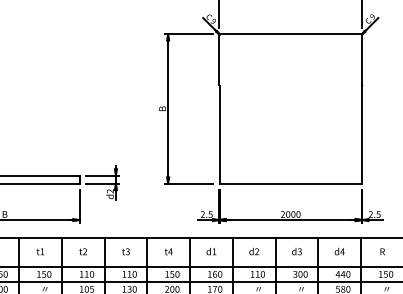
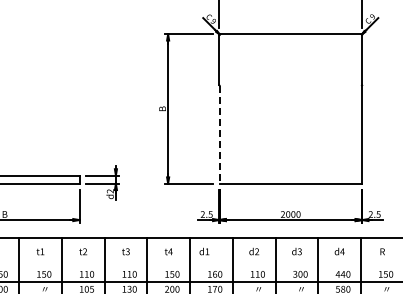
line: solid -> dashed (219, 135)
text position: (211, 251) -> (204, 251) (204, 251)
line: present -> none (200, 266)
